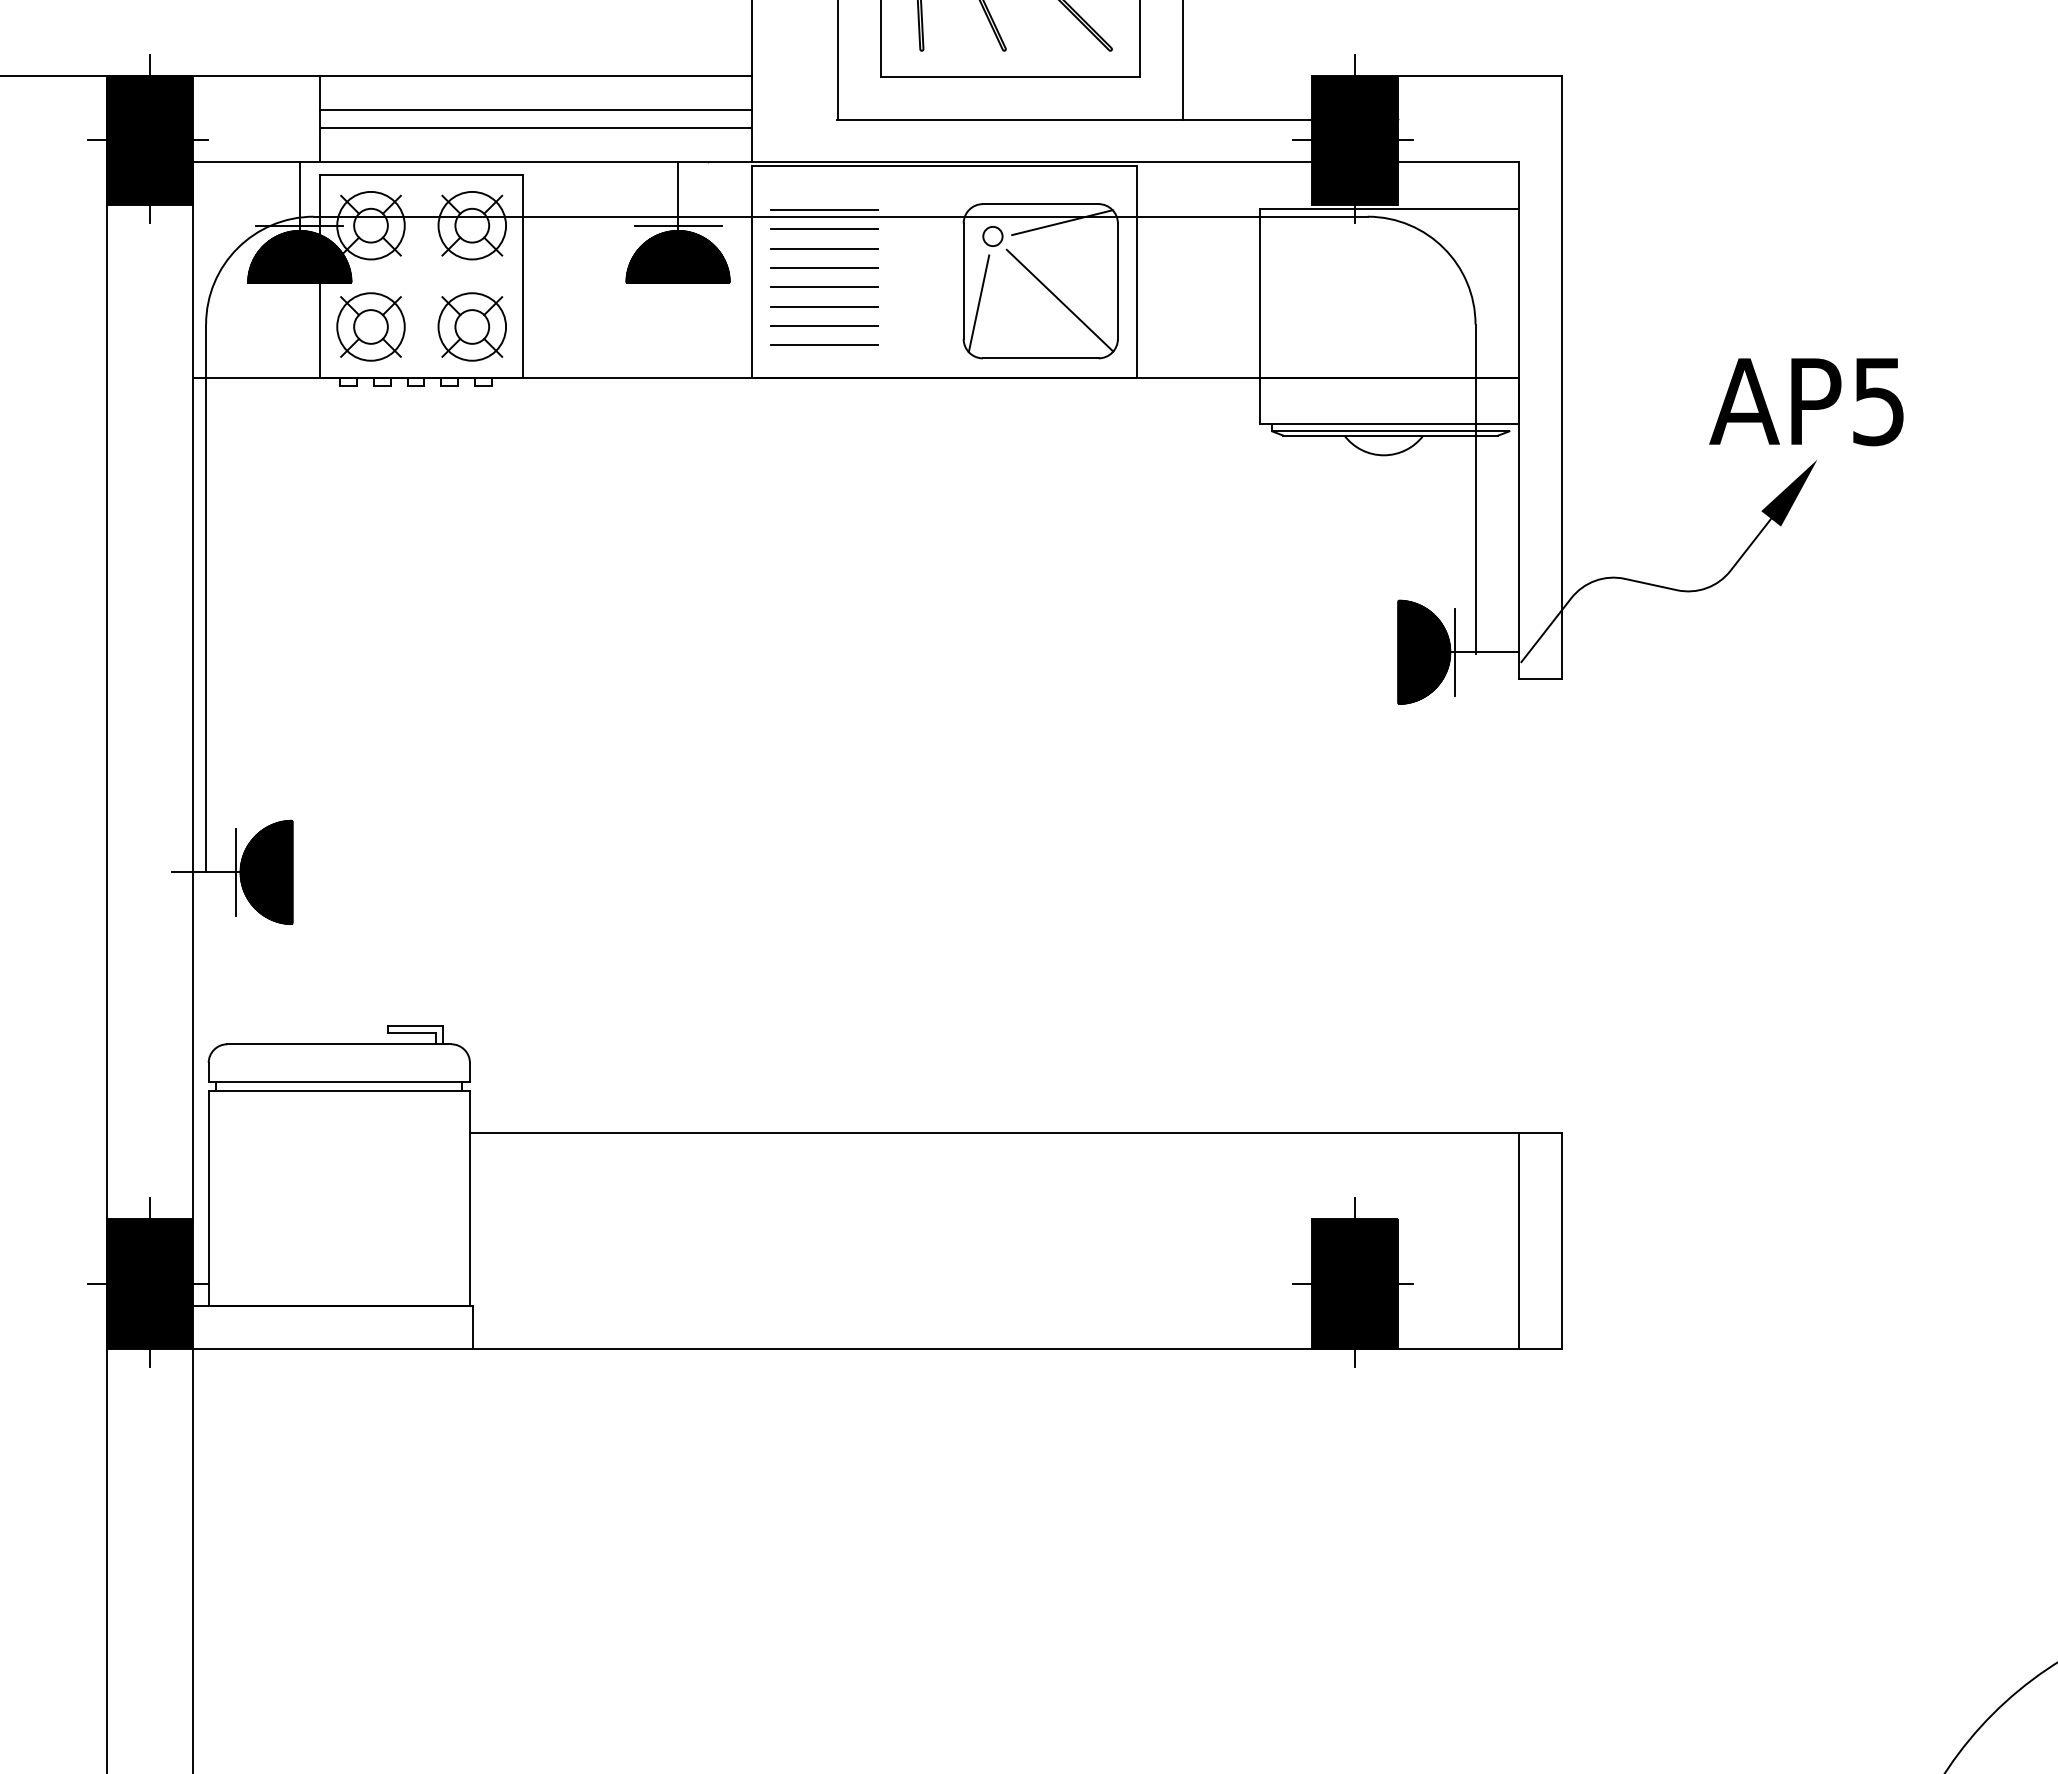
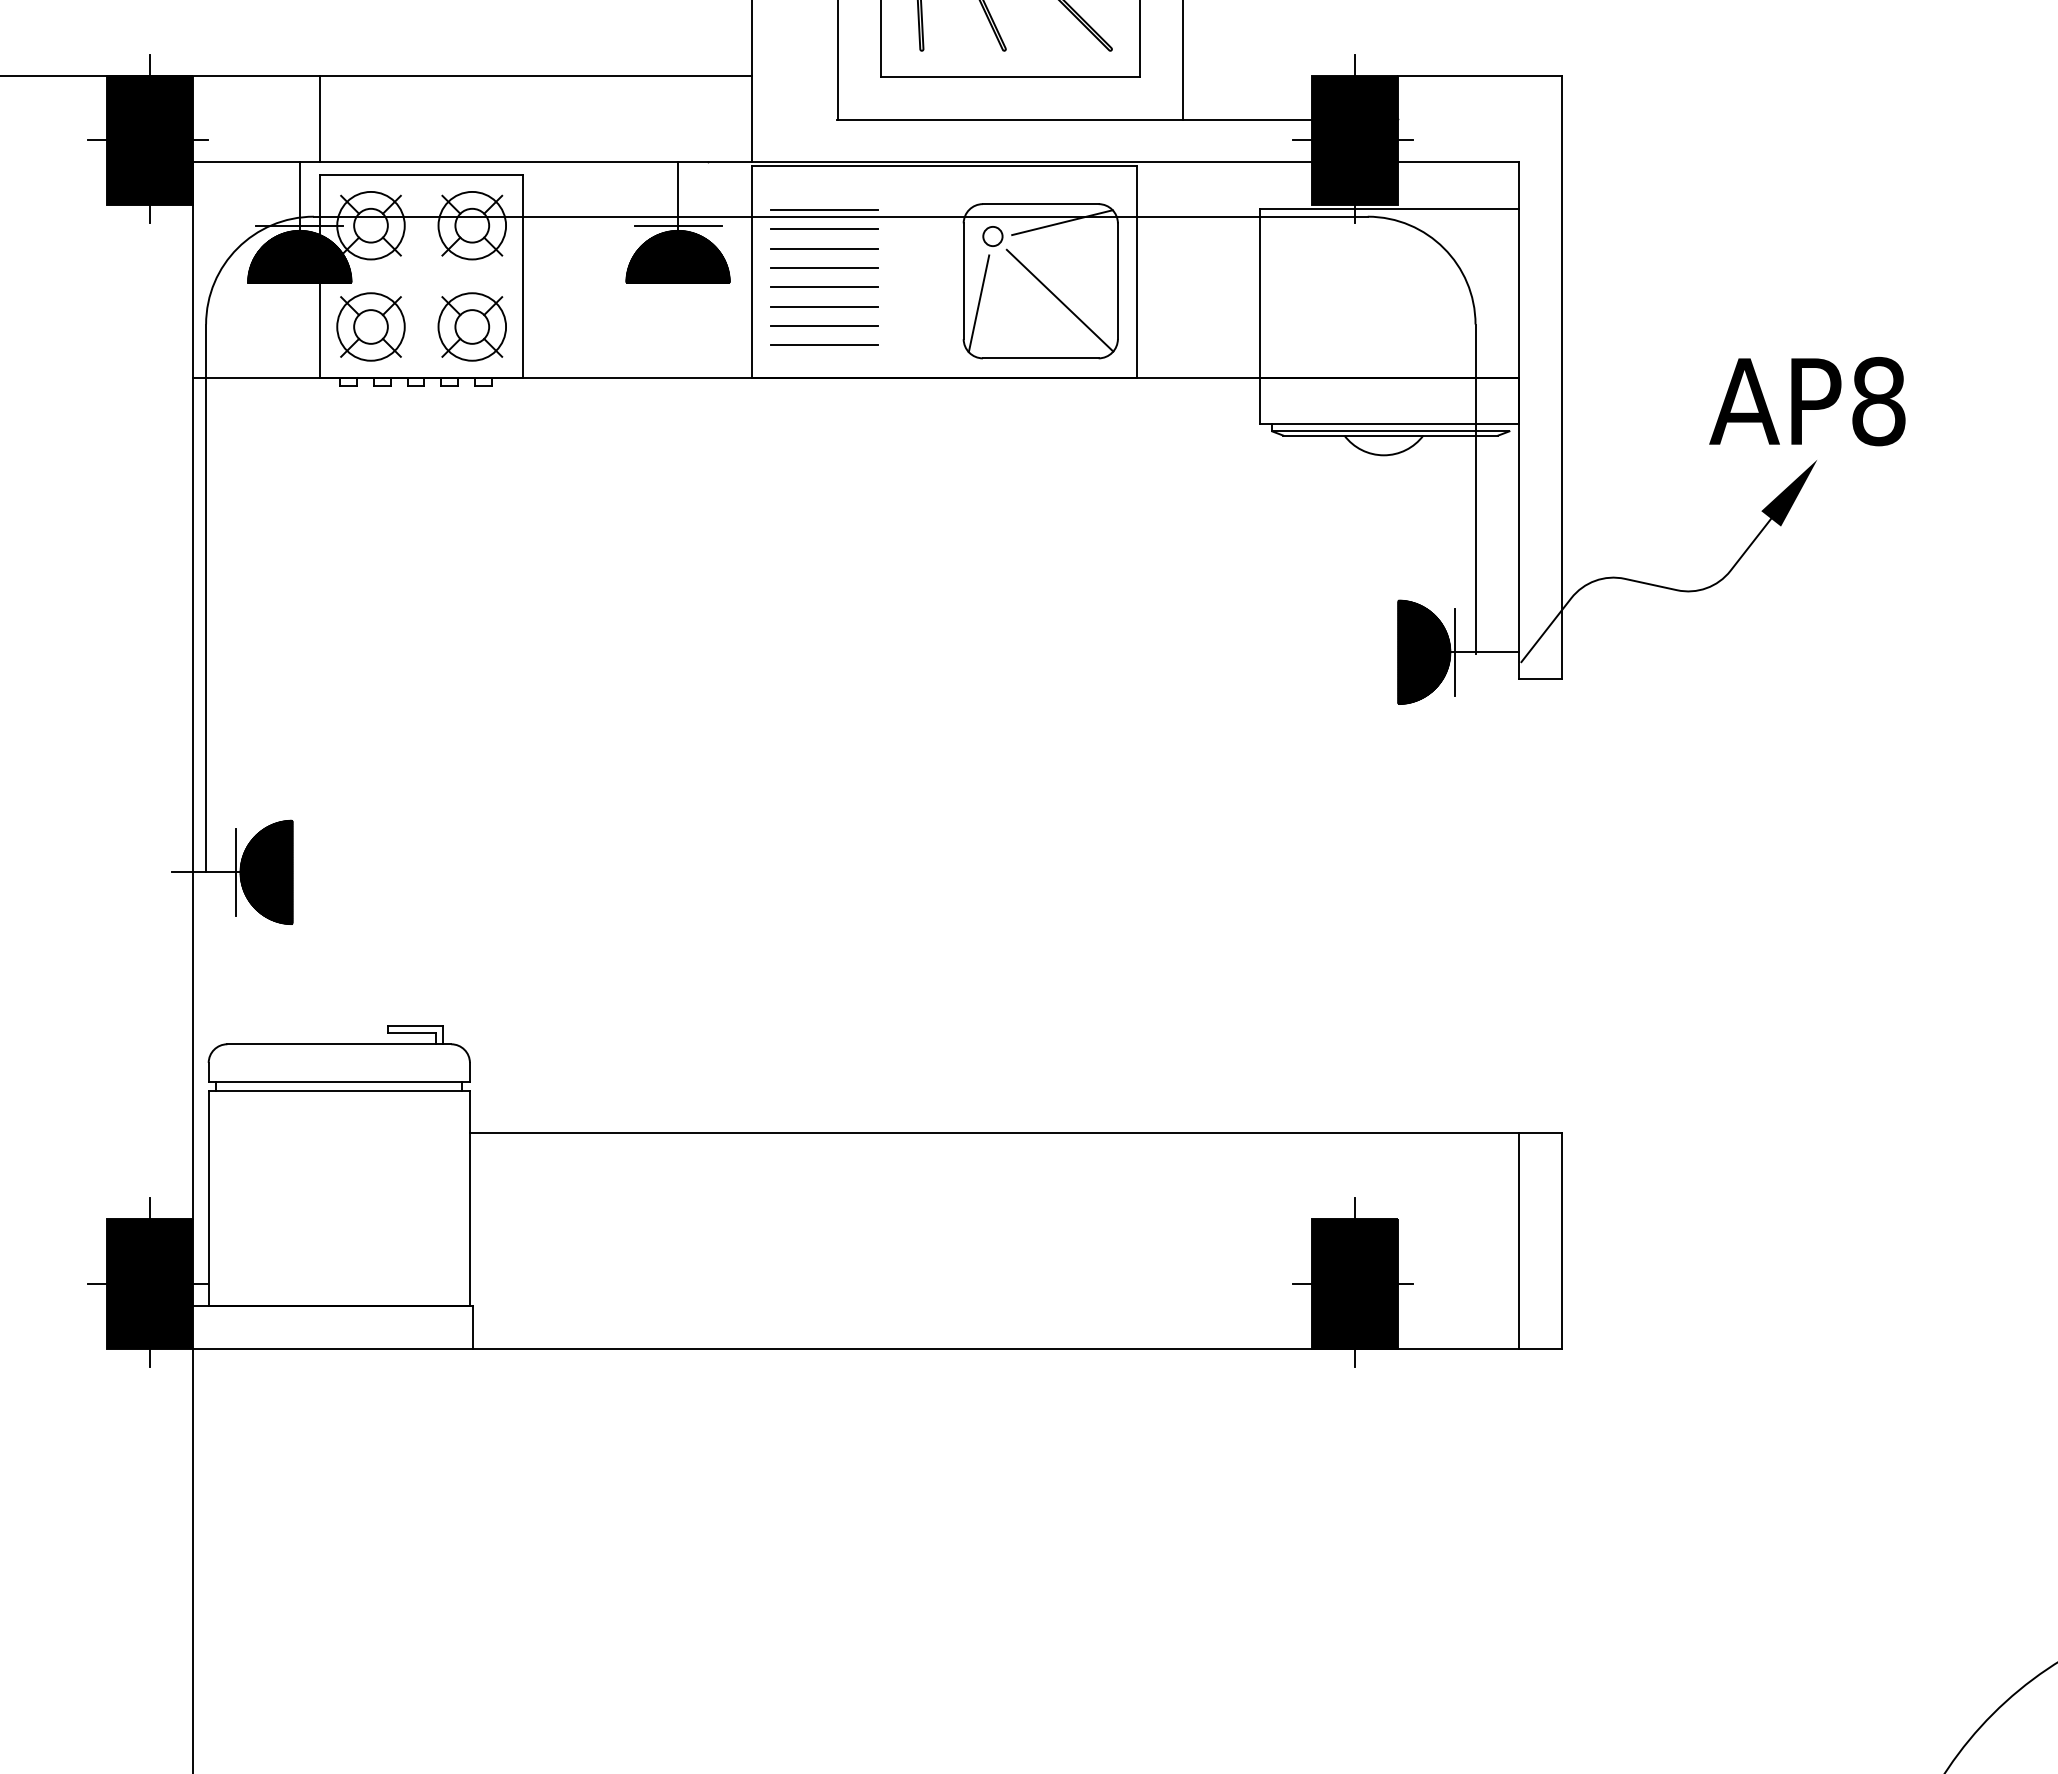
line: present -> none (535, 110)
line: present -> none (535, 127)
text: AP5 -> AP8 (1878, 401)
line: present -> none (106, 924)
